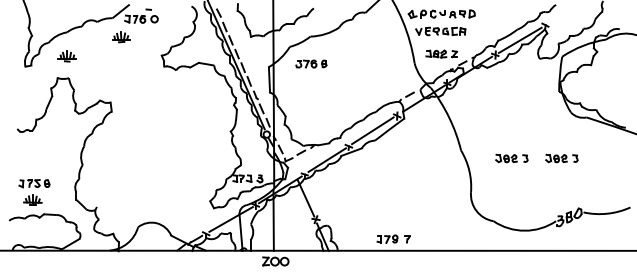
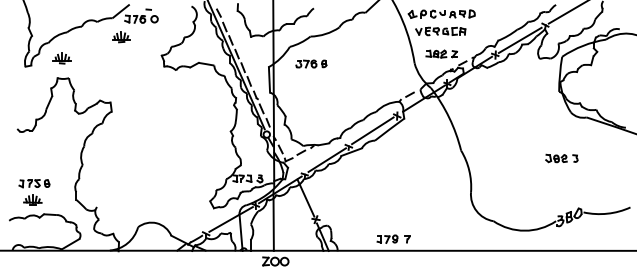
line: none -> present (566, 12)
part position: (66, 56) -> (61, 58) (61, 58)
part: present -> none (511, 158)
